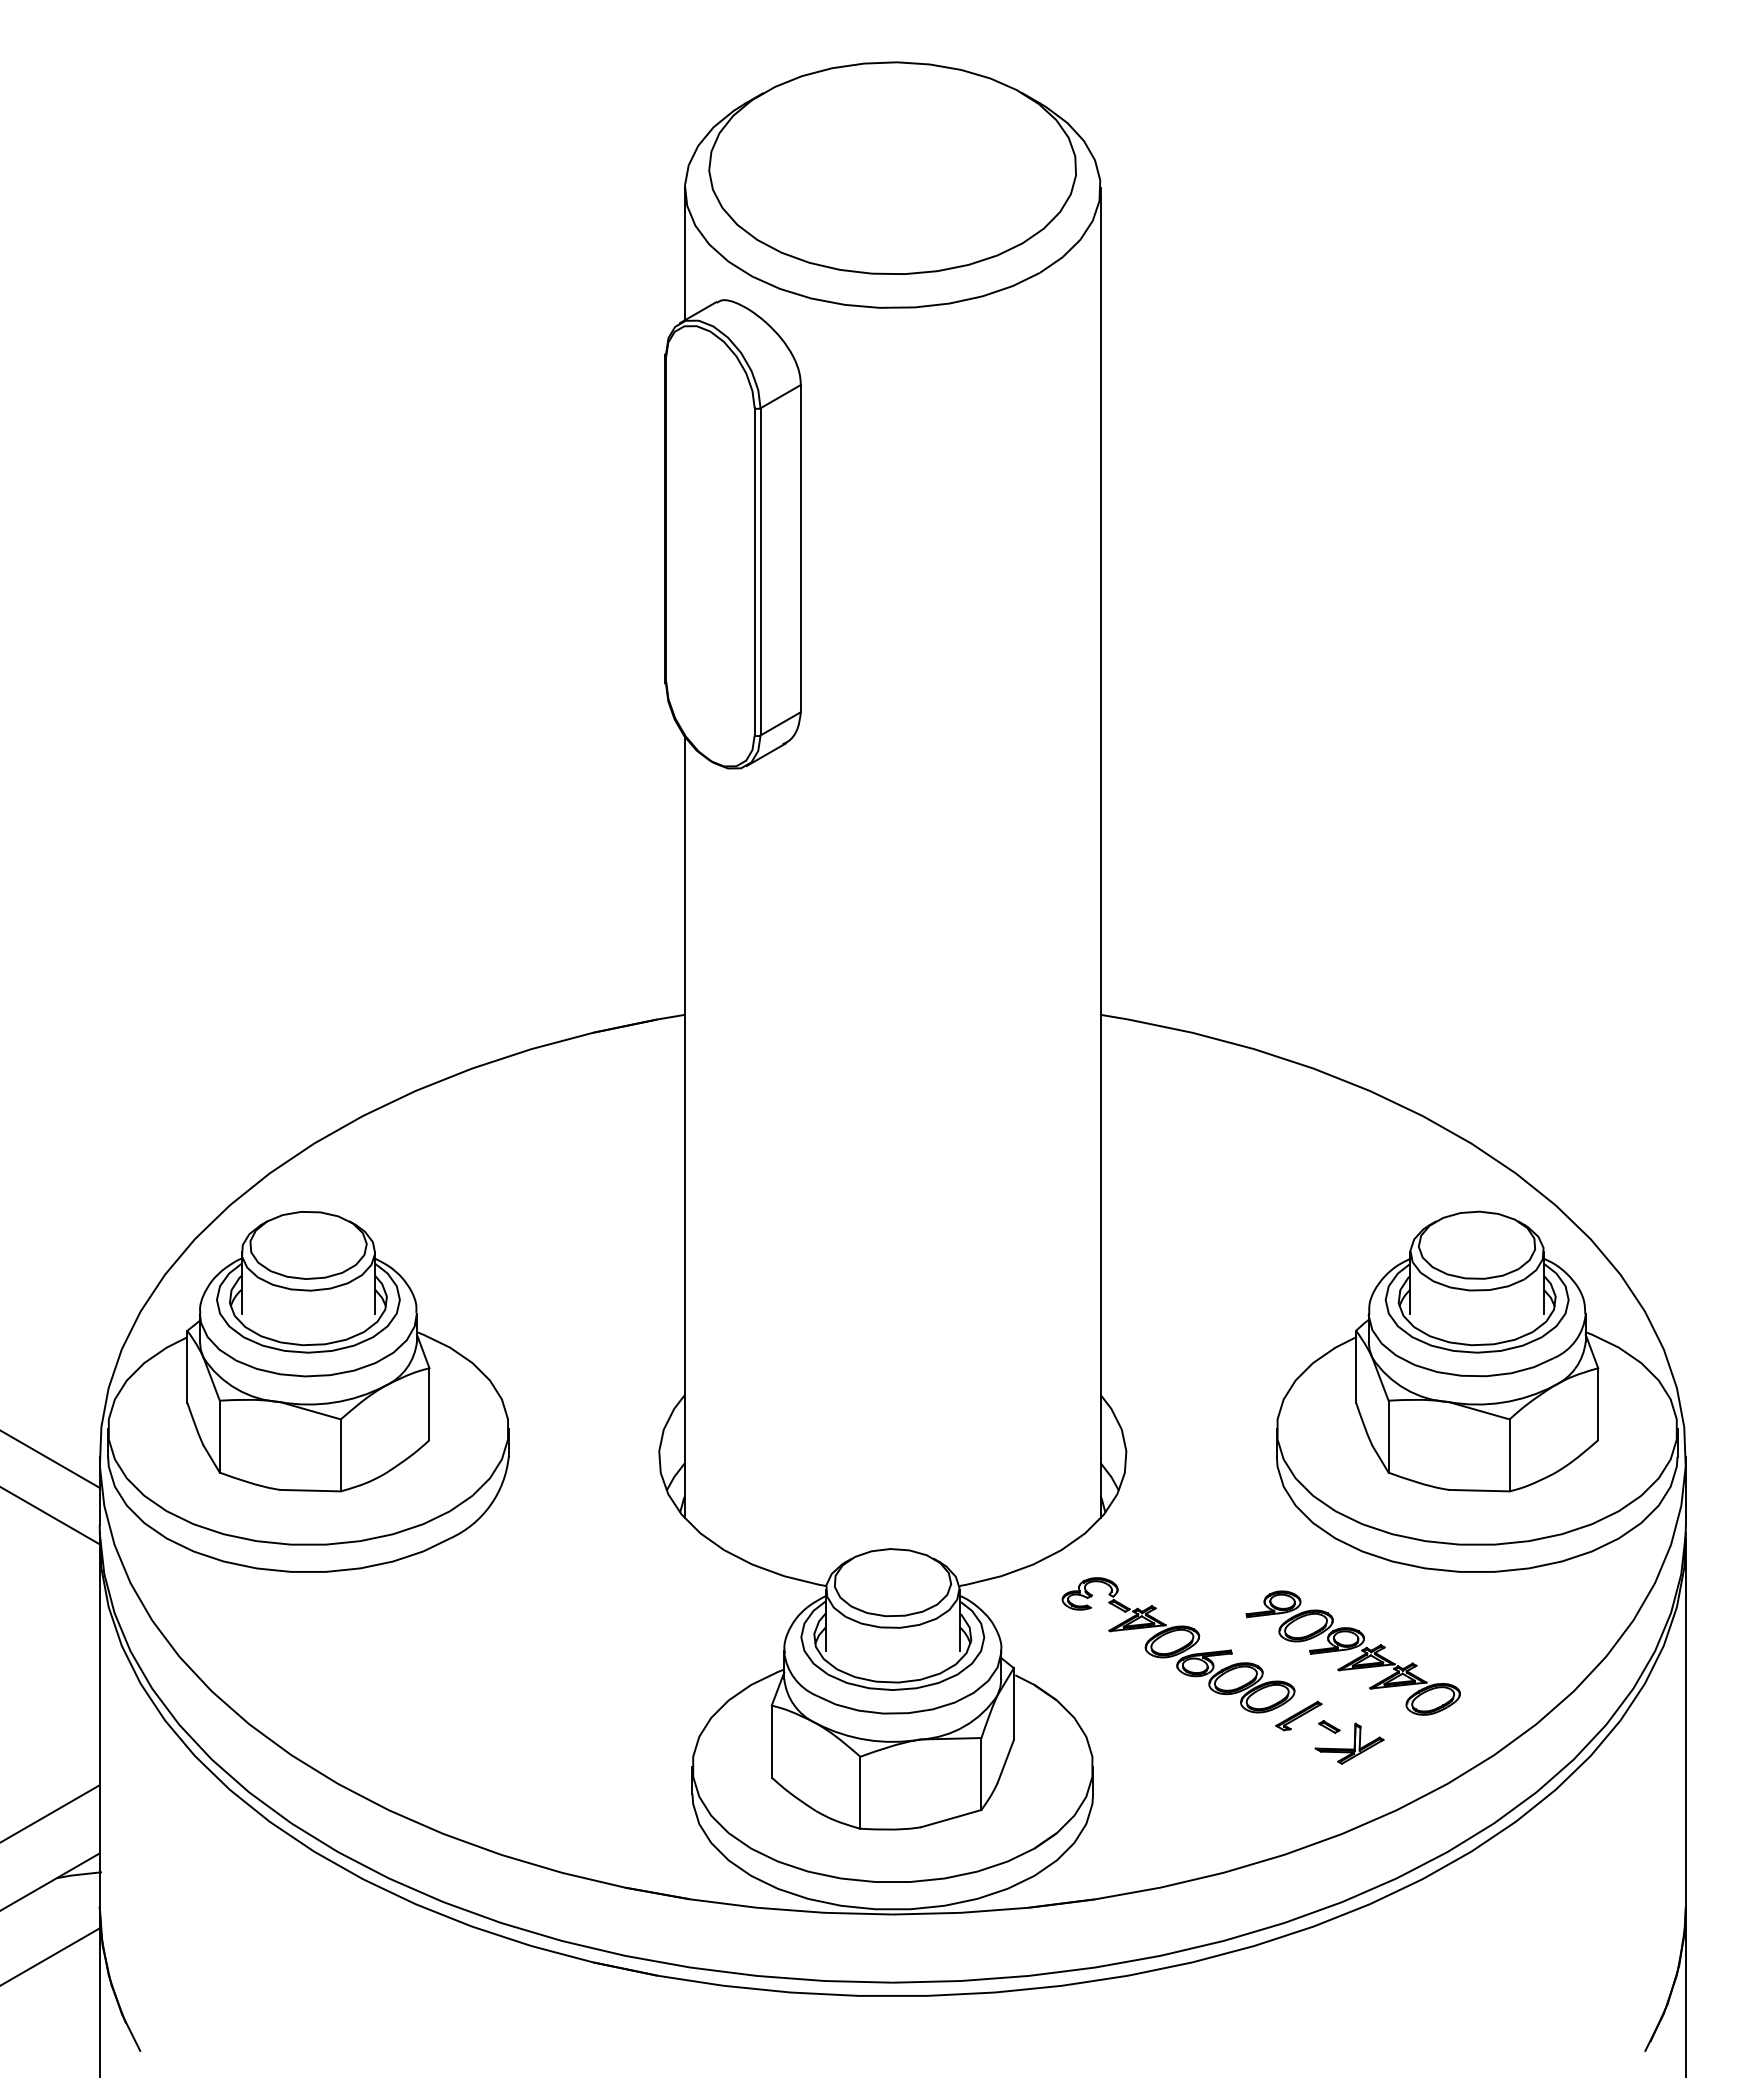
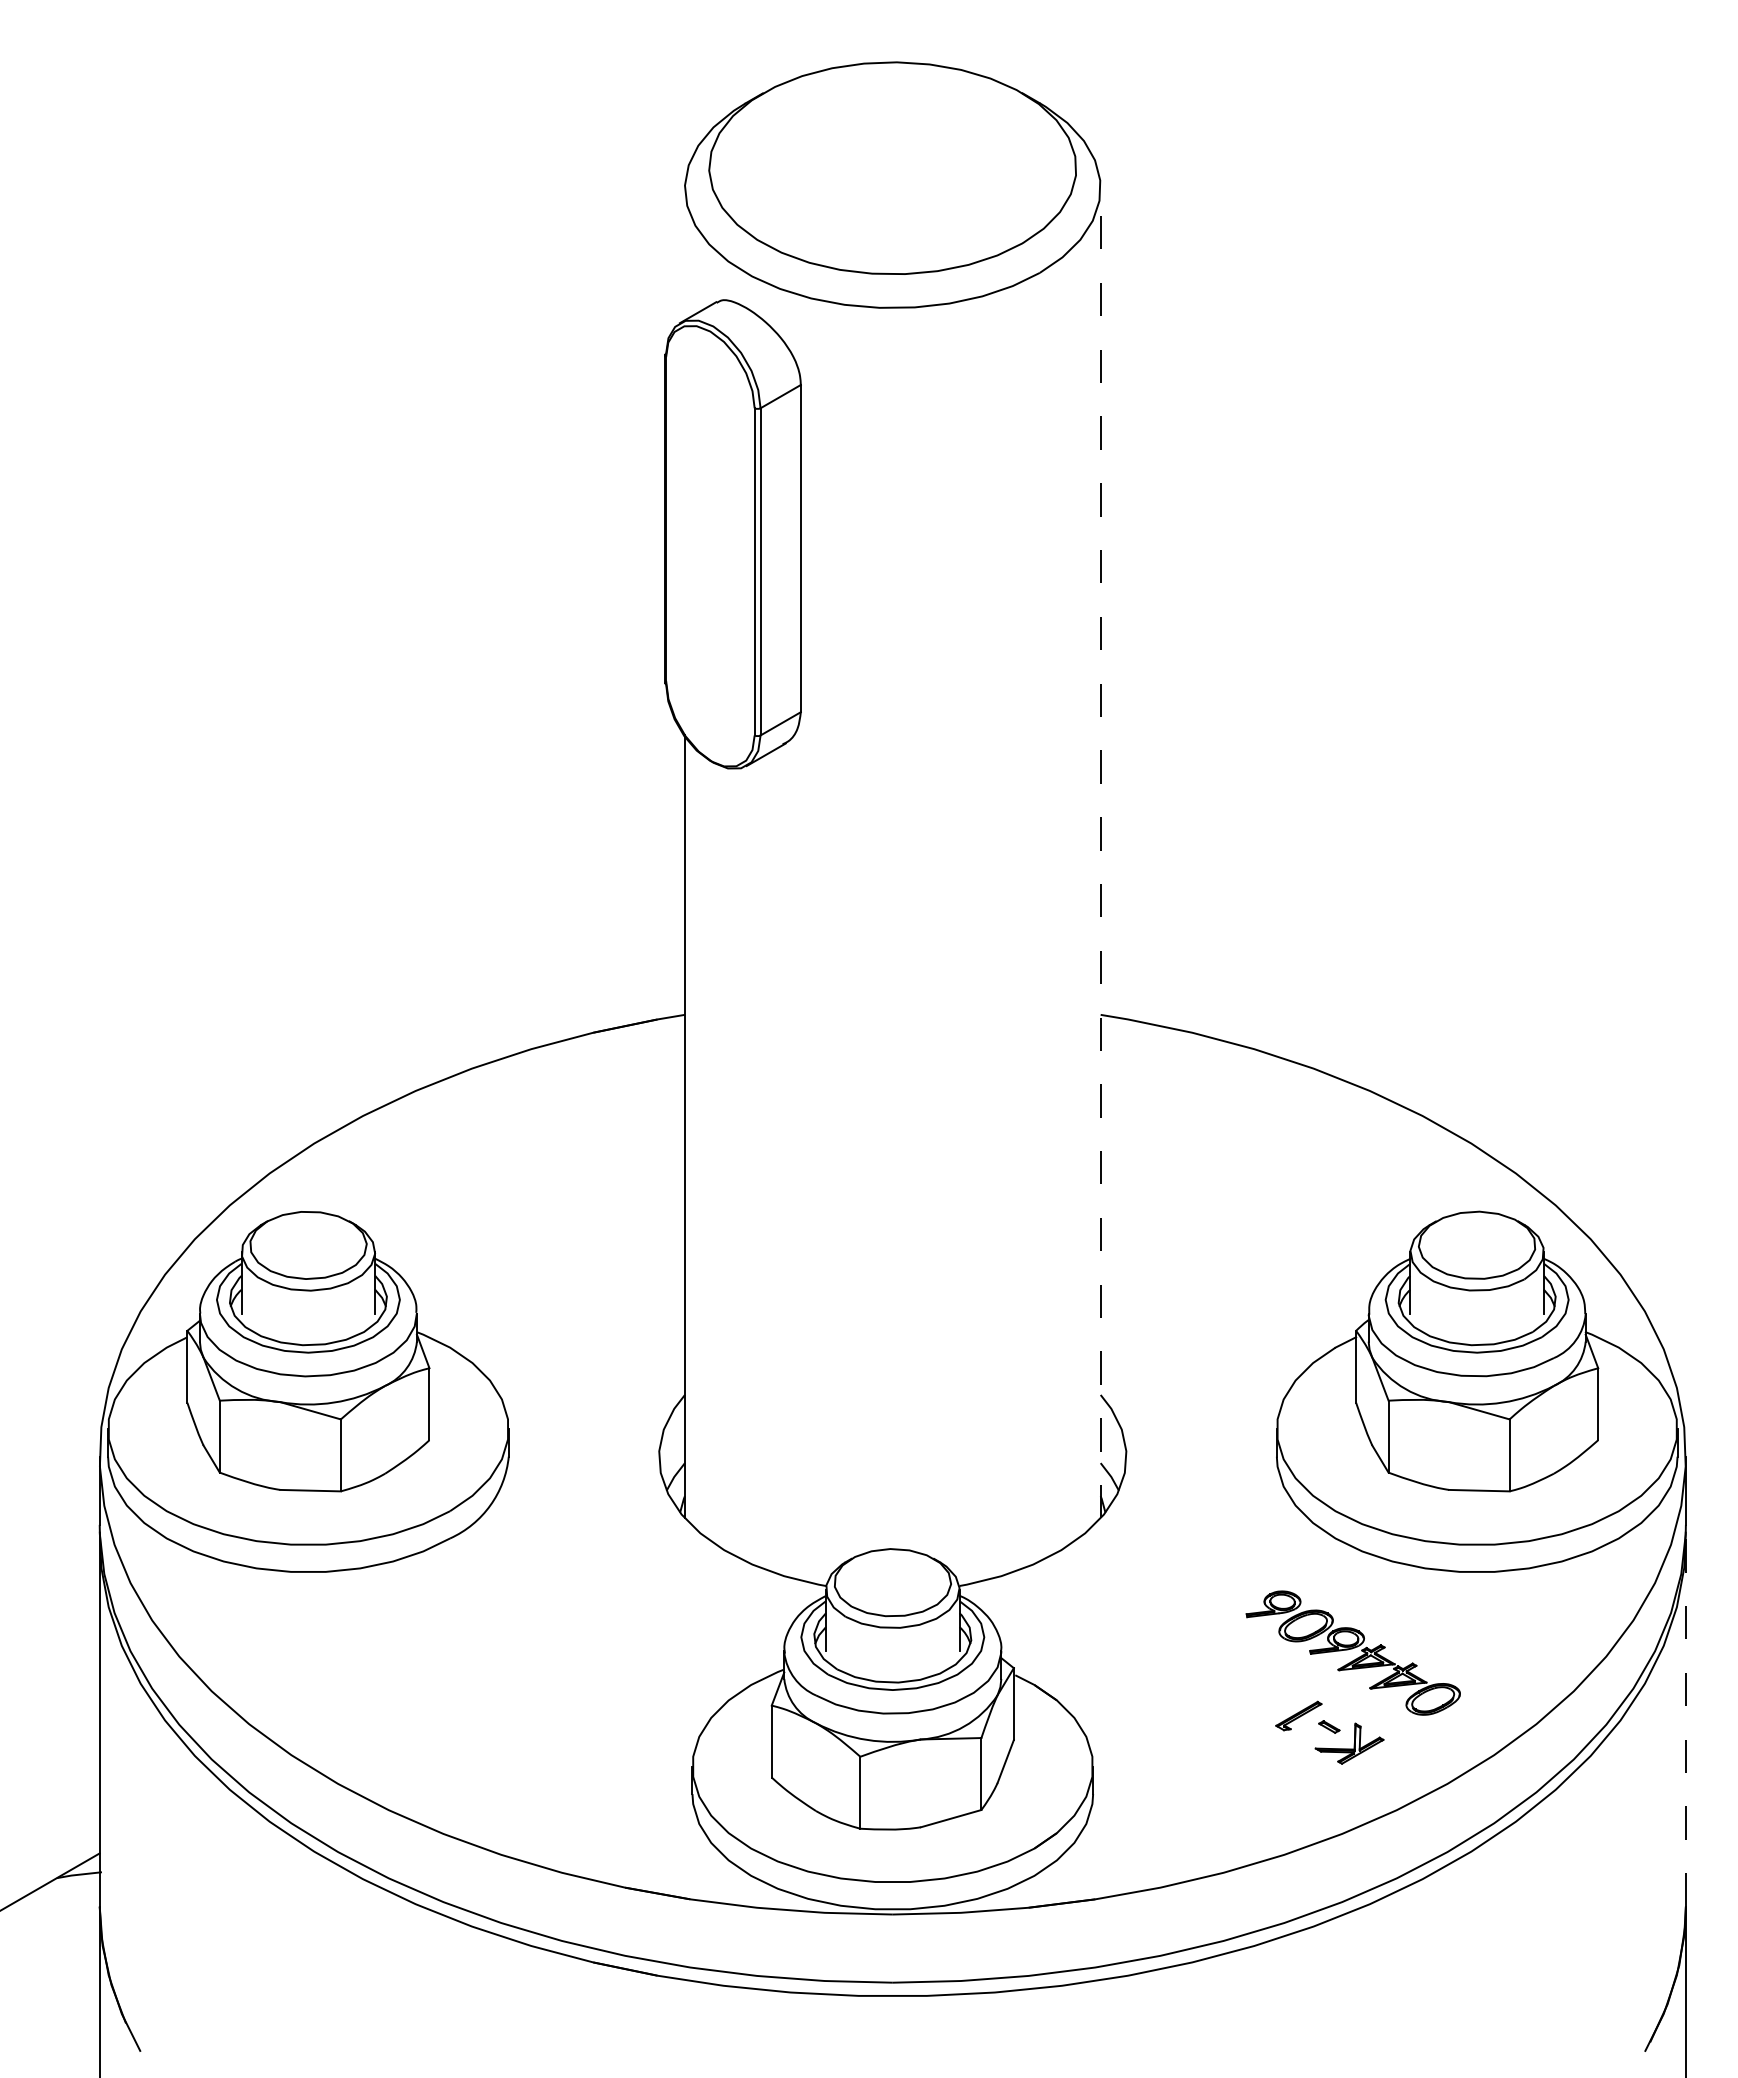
line: present -> none (684, 254)
line: solid -> dashed (1100, 852)
line: present -> none (50, 1459)
line: present -> none (50, 1516)
part: present -> none (1178, 1645)
line: solid -> dashed (1685, 1722)
line: present -> none (50, 1813)
line: present -> none (50, 1956)
